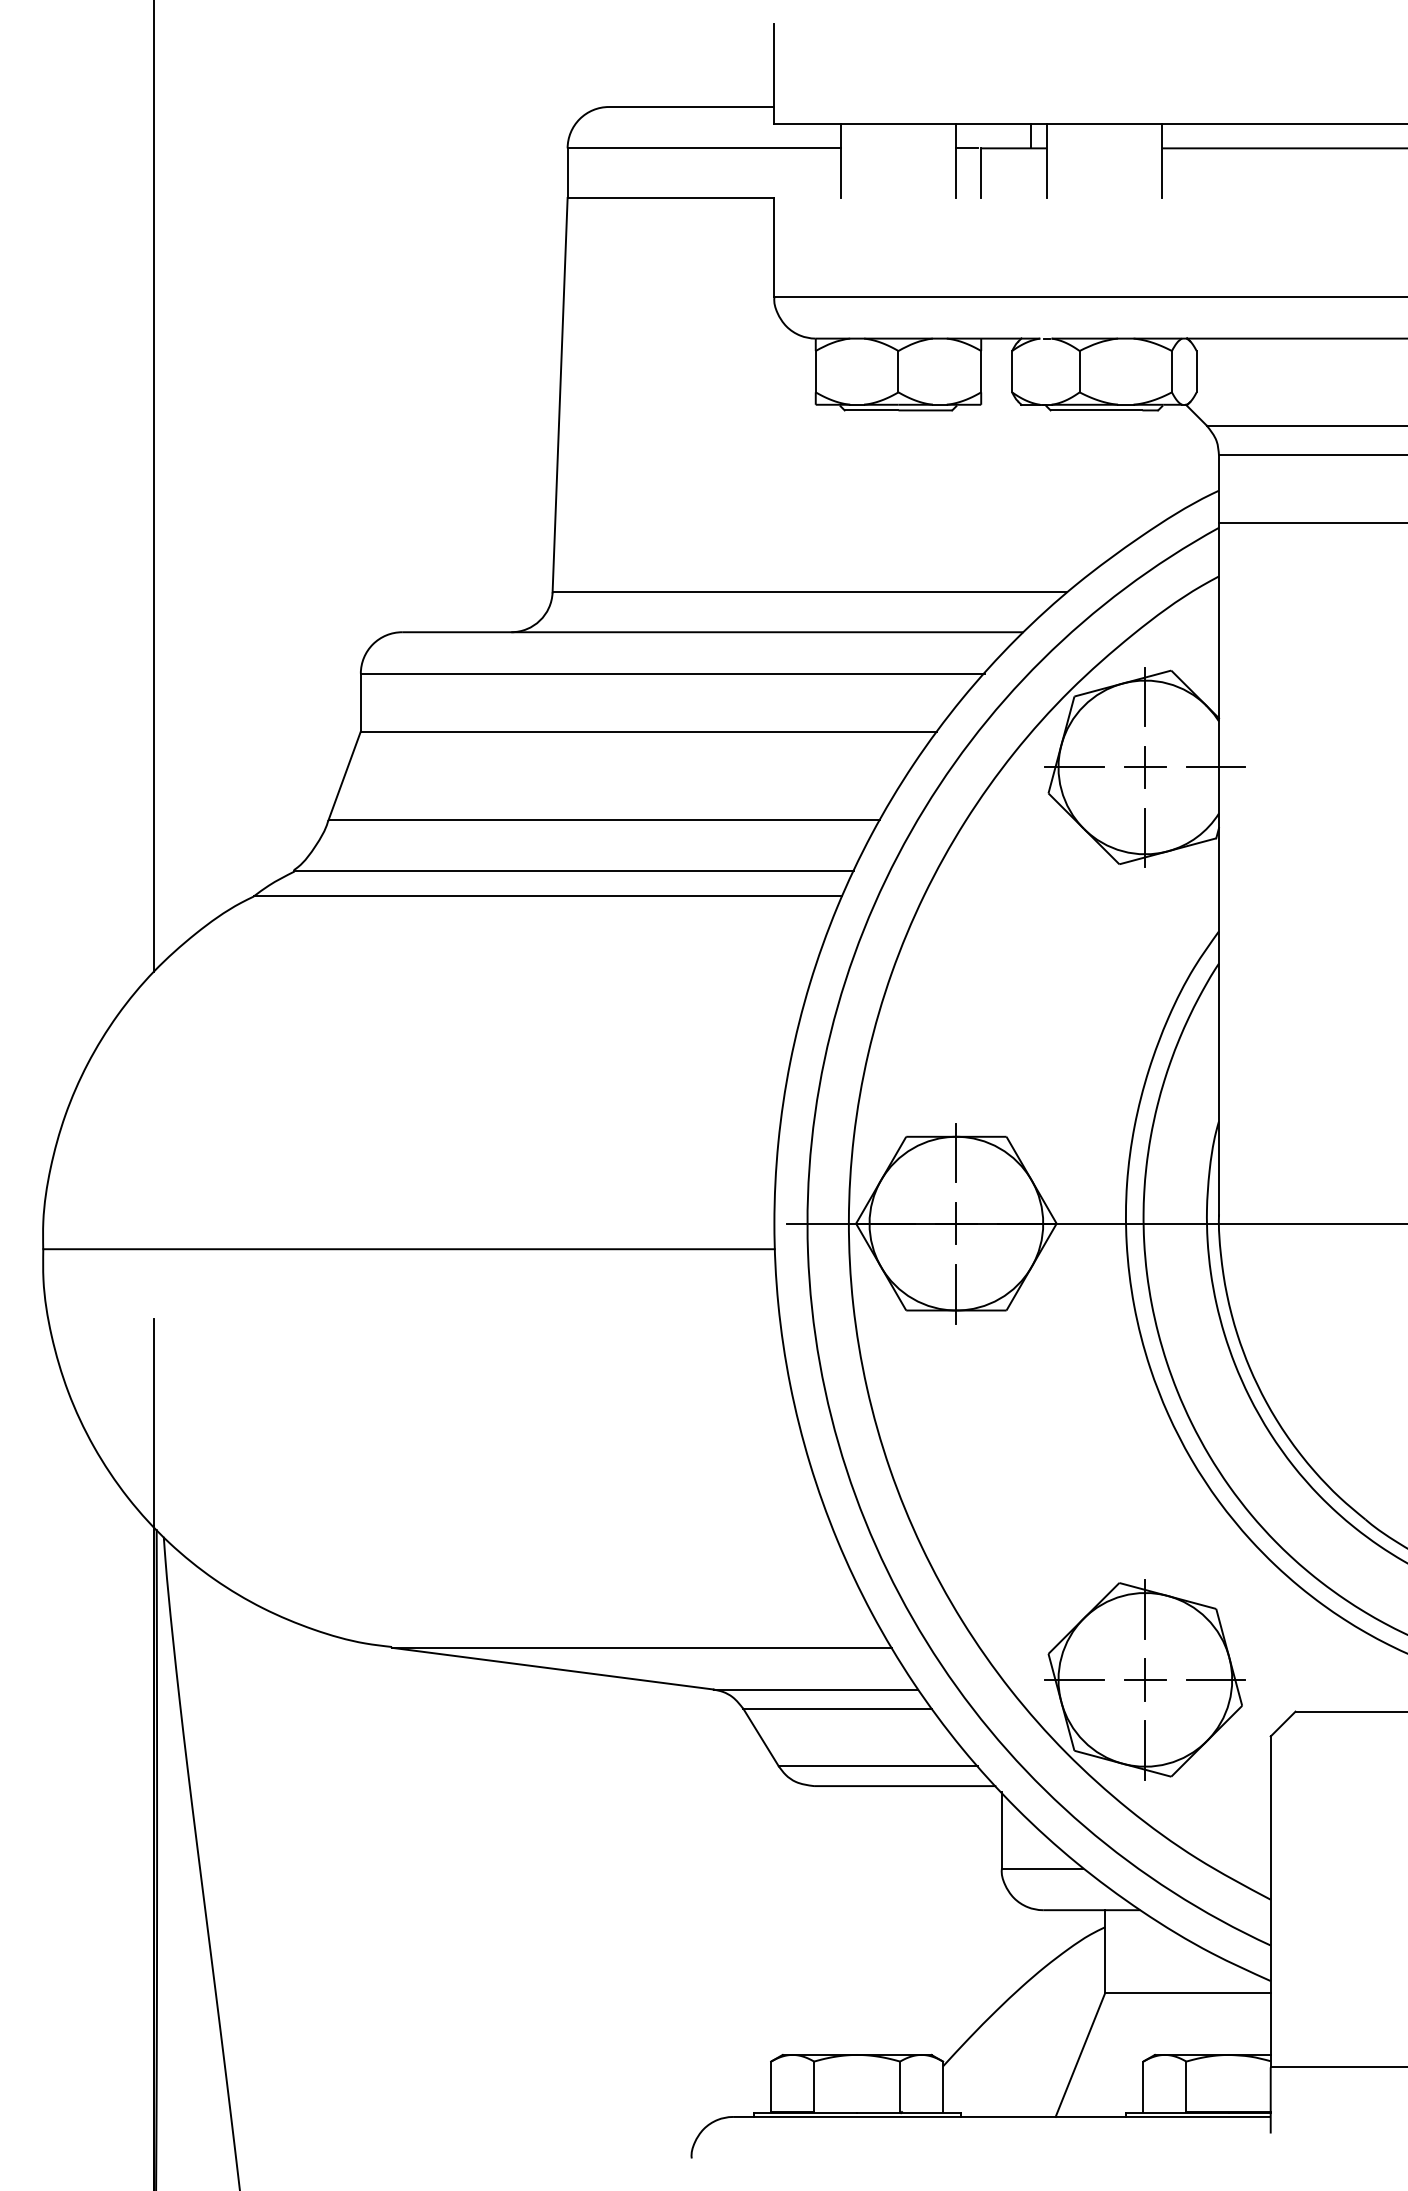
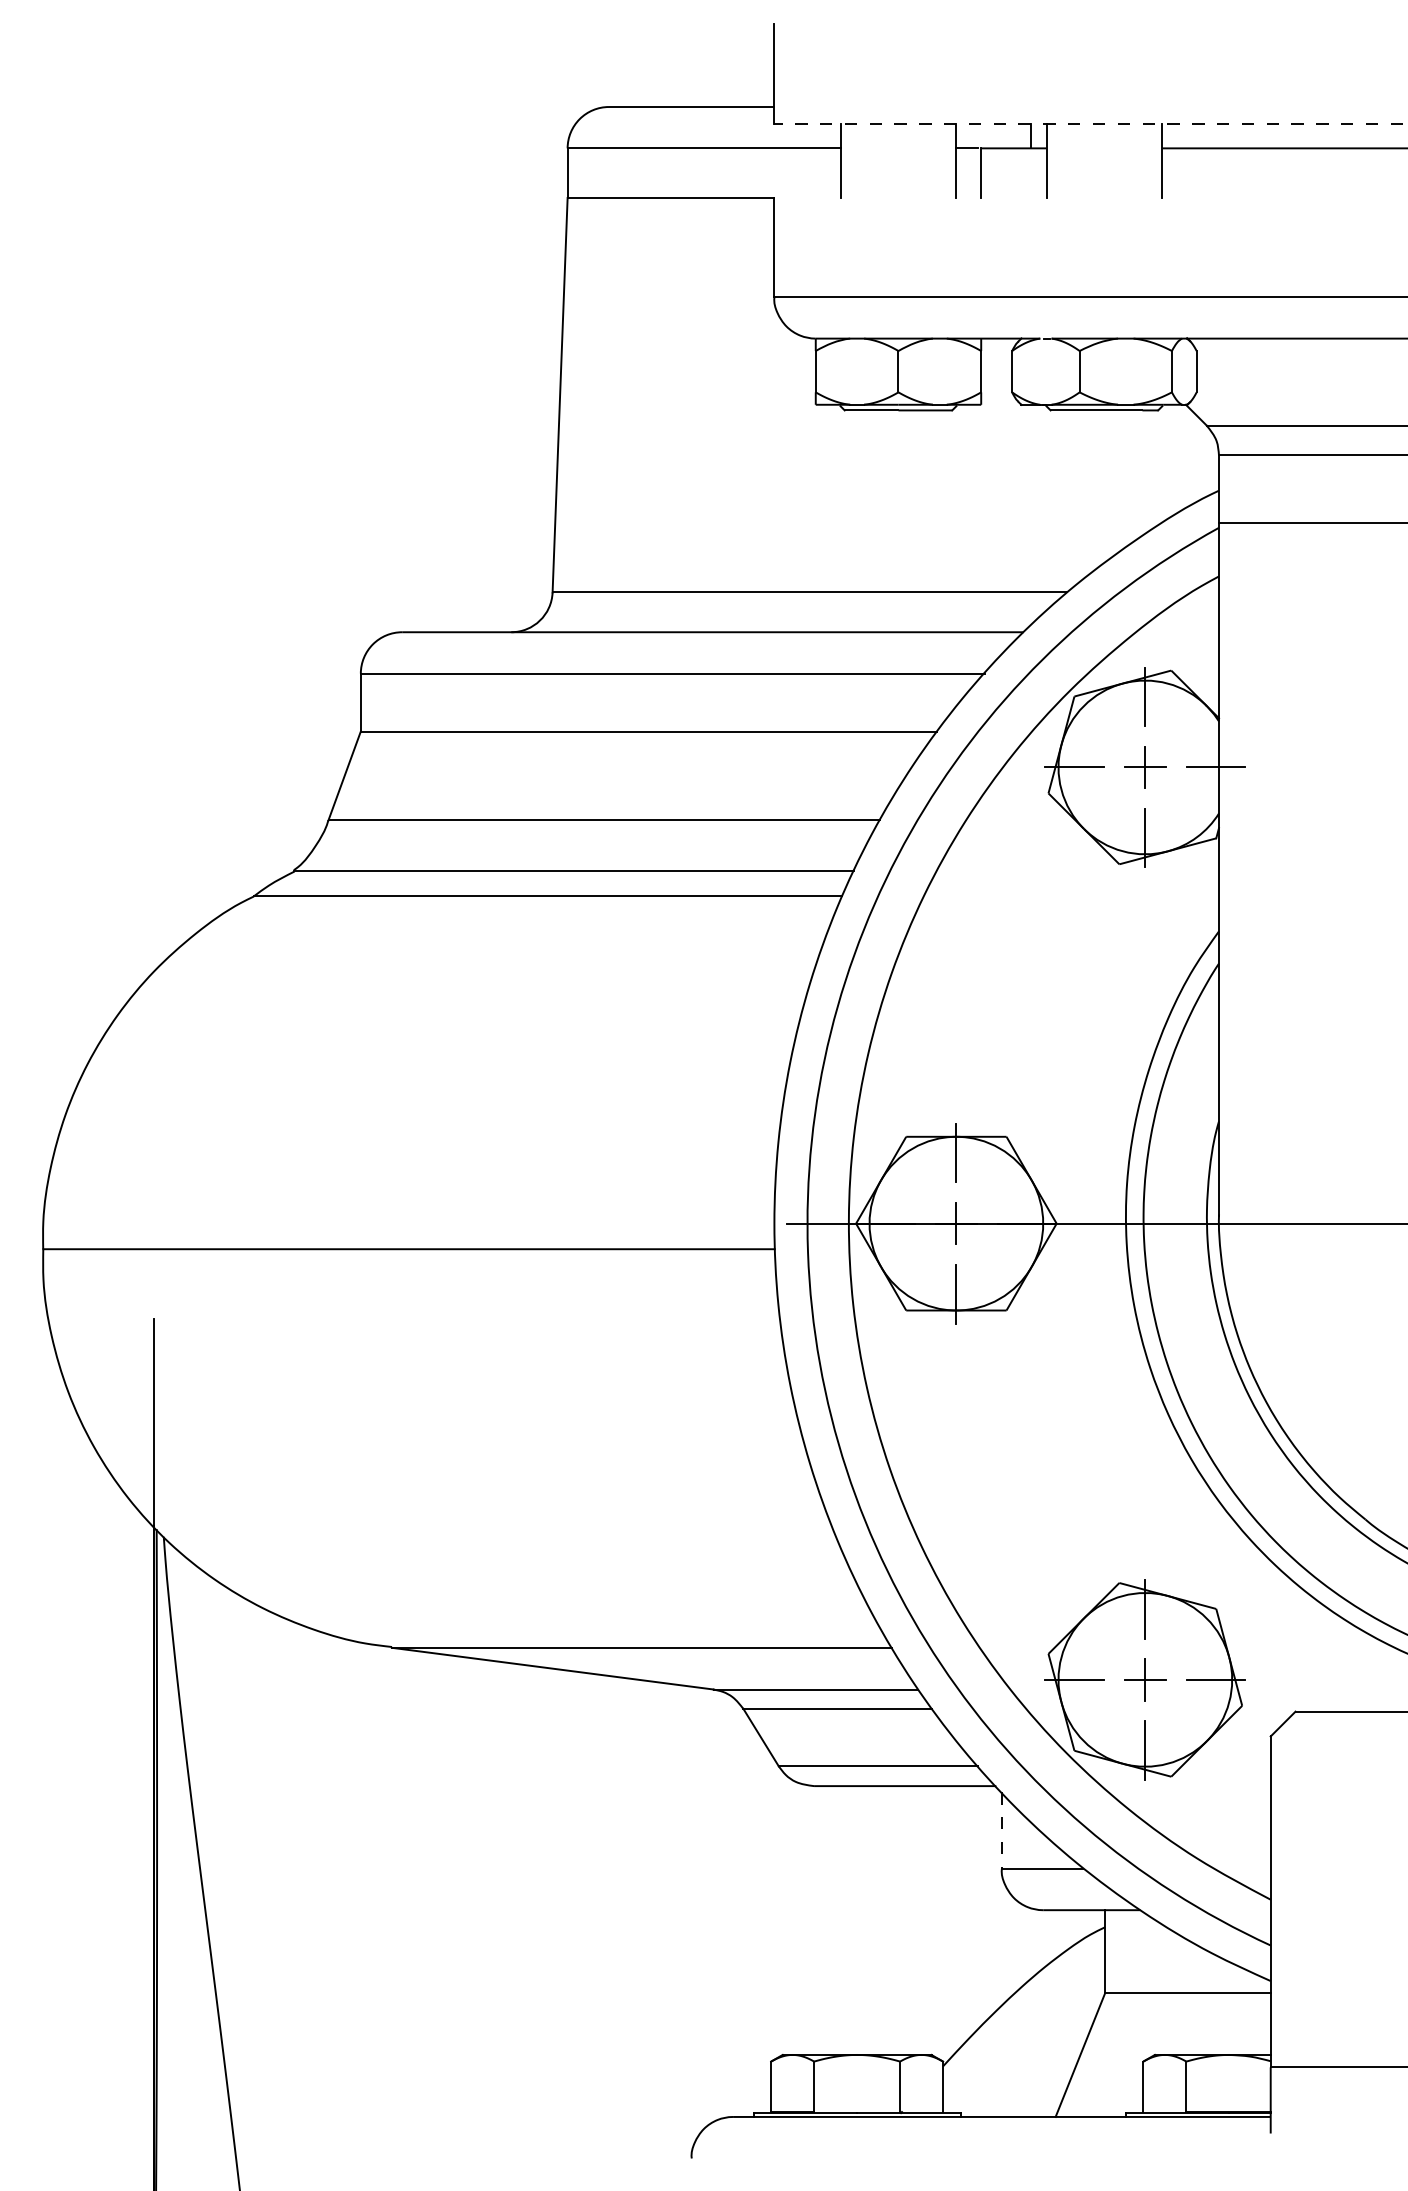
line: solid -> dashed (1091, 123)
line: present -> none (154, 486)
line: solid -> dashed (1001, 1831)
